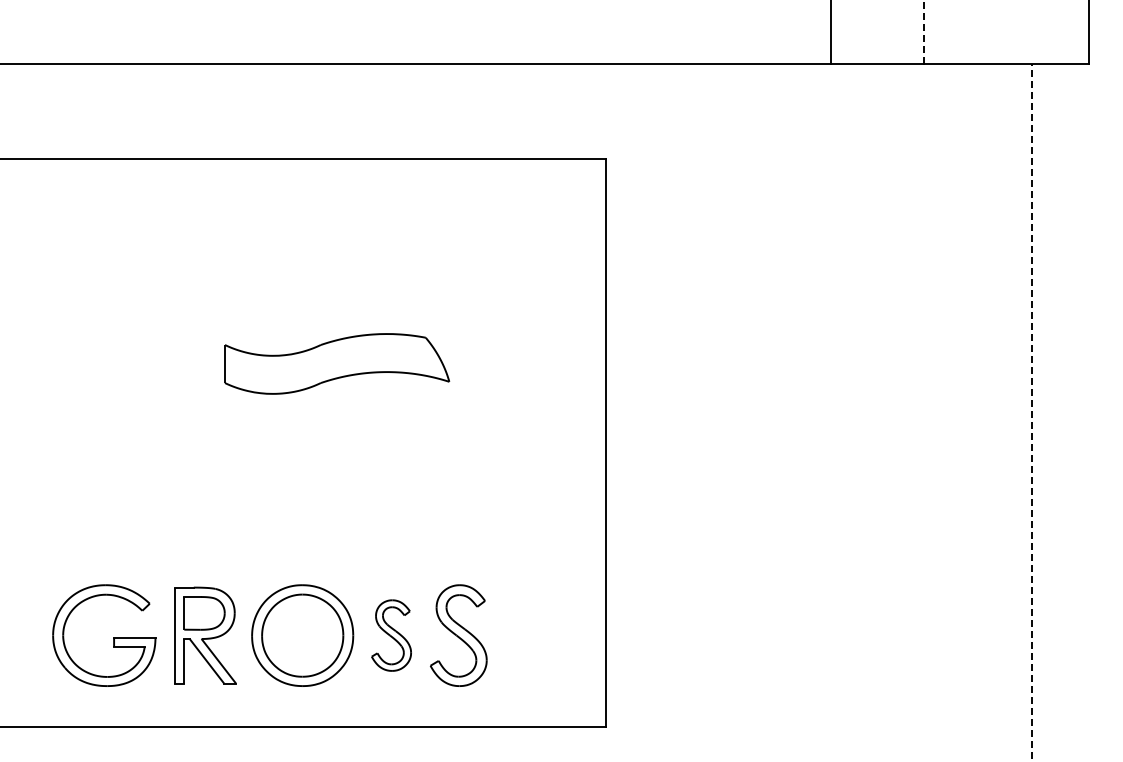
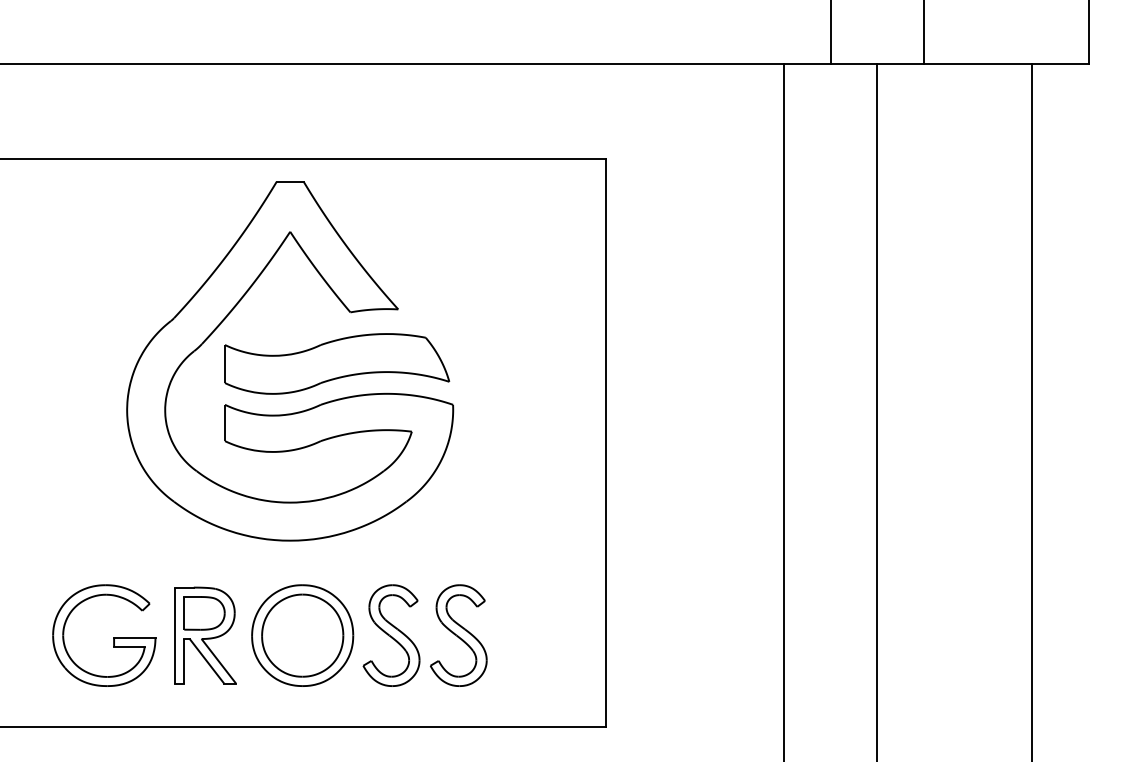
line: dashed -> solid (923, 31)
part: none -> present (305, 409)
line: none -> present (783, 410)
line: none -> present (877, 410)
line: dashed -> solid (1032, 412)
part size: 41x73 px -> 59x103 px (391, 635)
